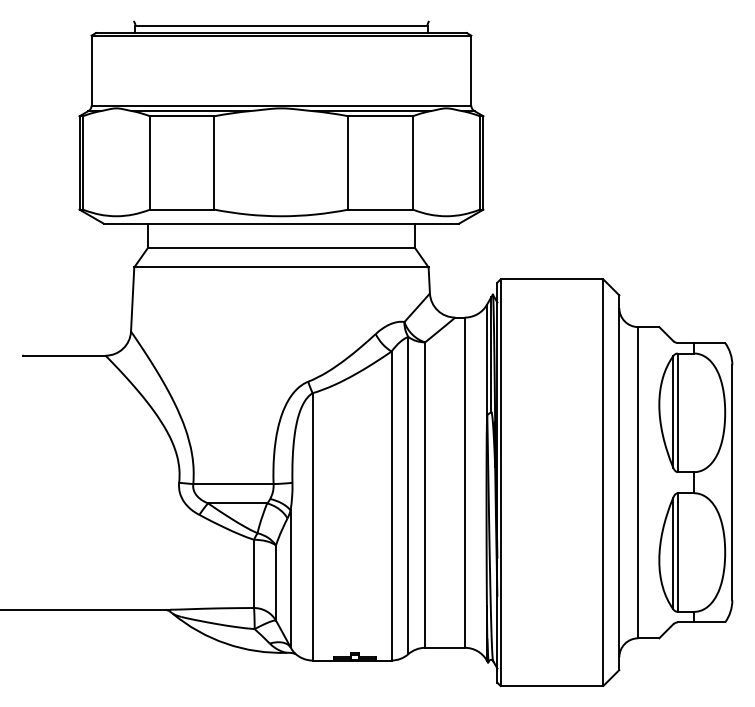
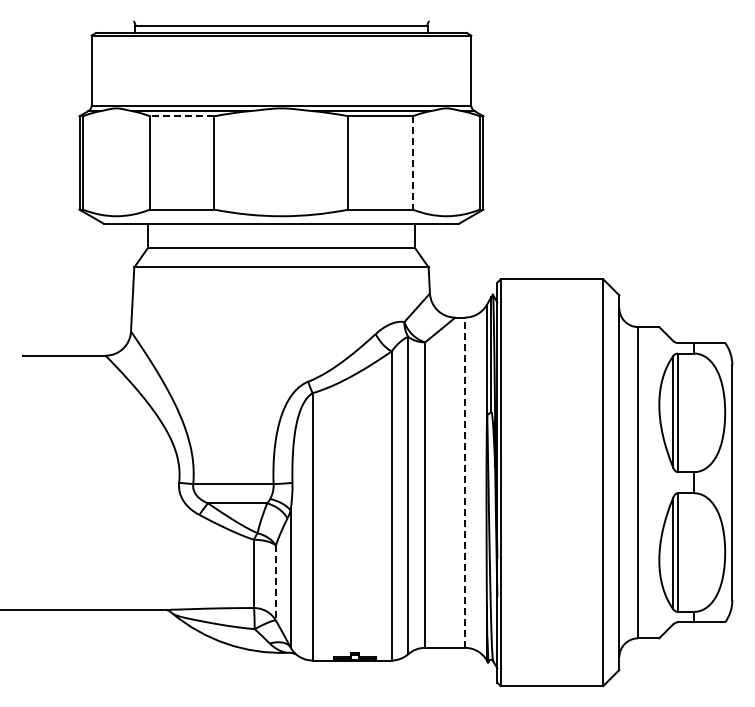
line: solid -> dashed (181, 116)
line: solid -> dashed (412, 162)
line: solid -> dashed (464, 482)
line: solid -> dashed (275, 583)
